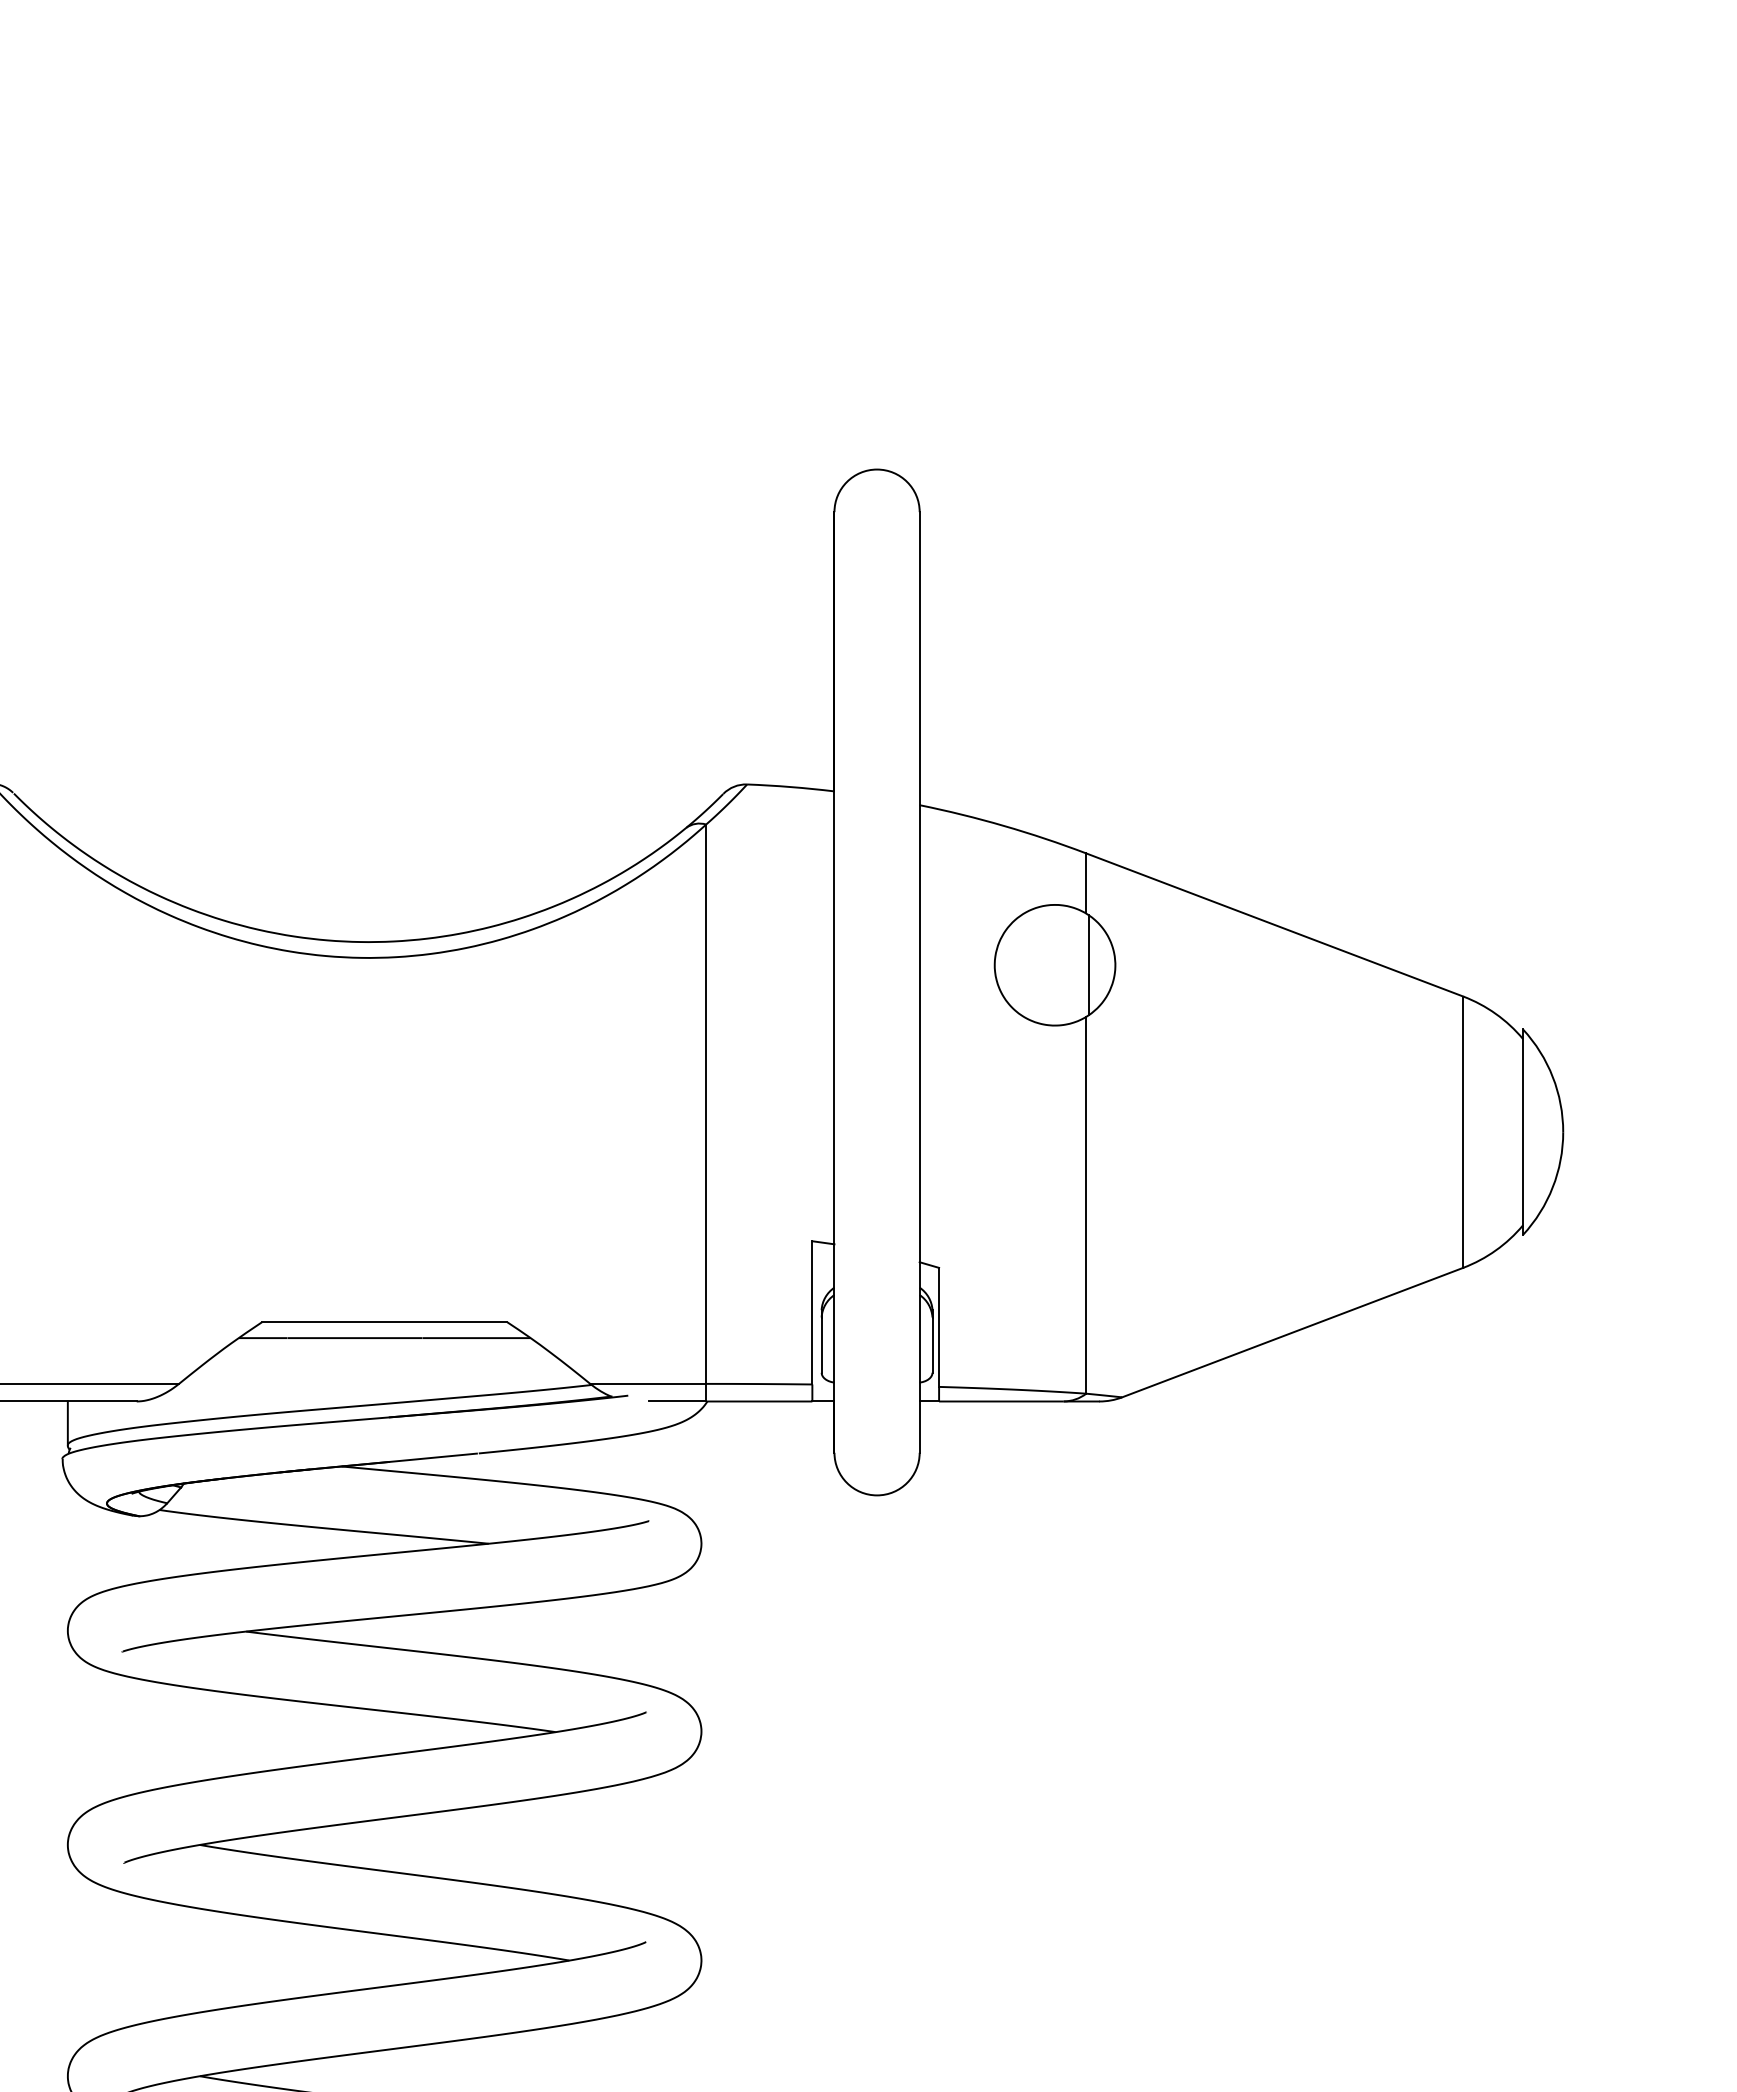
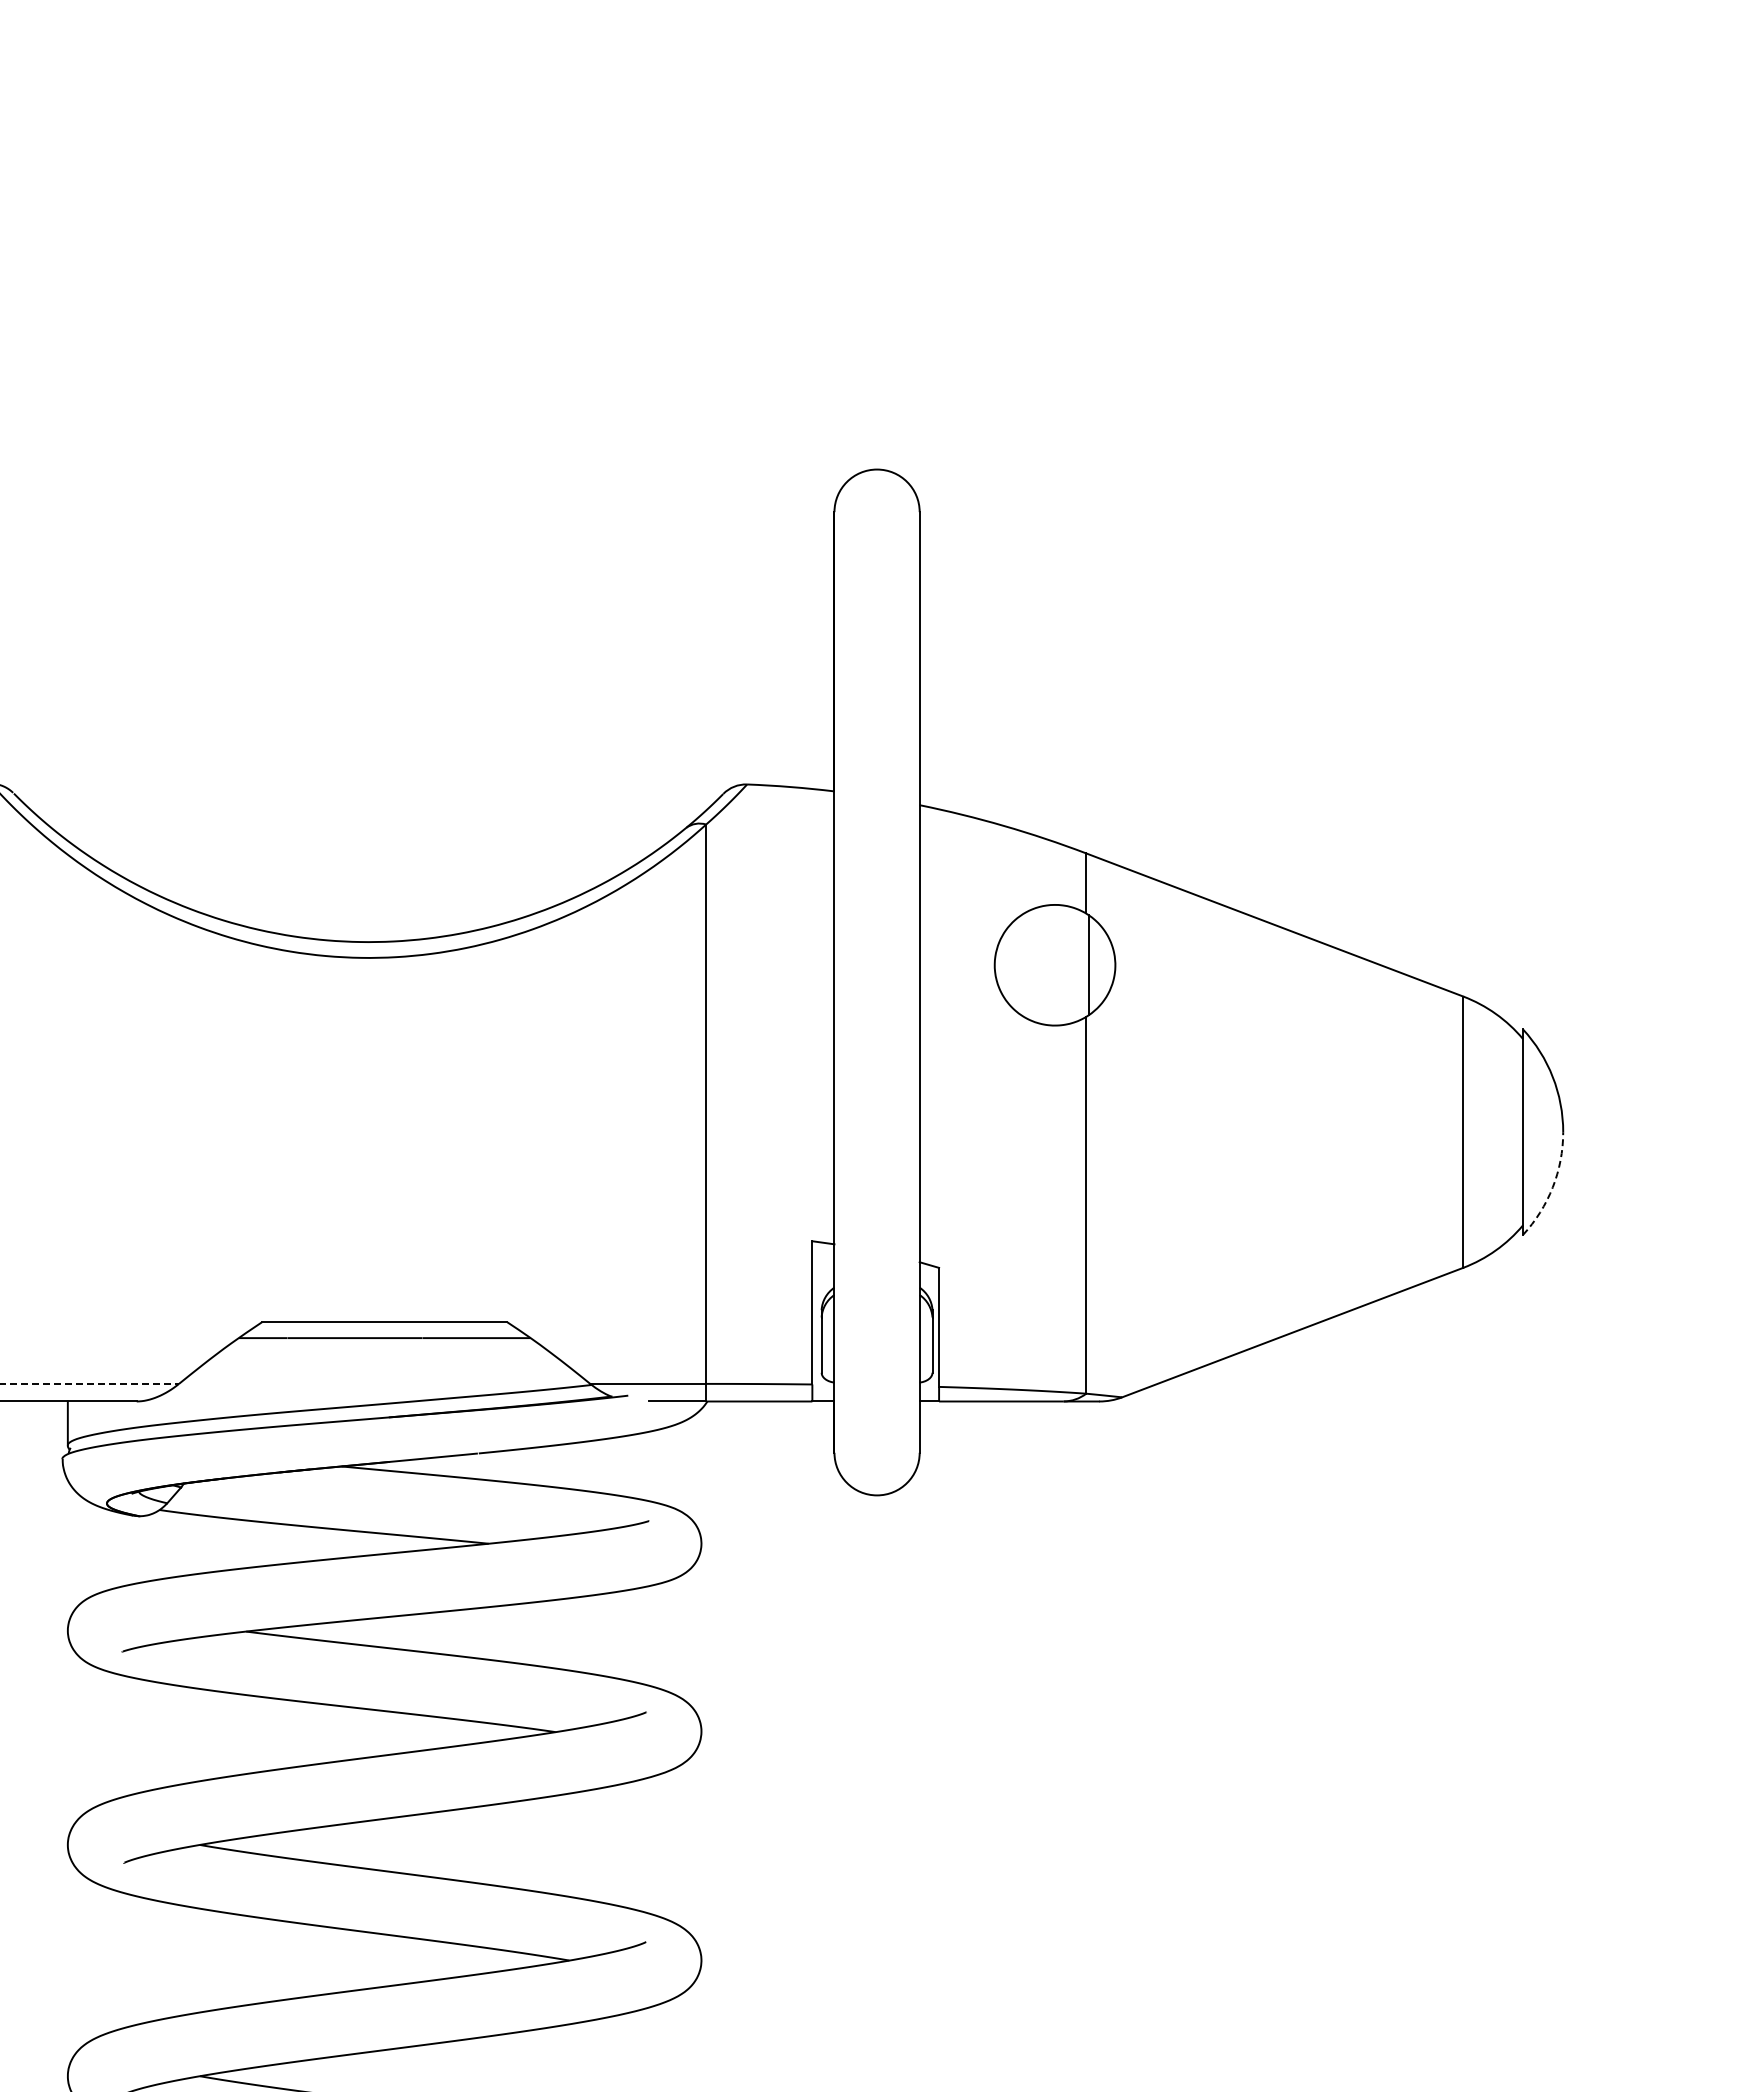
arc: solid -> dashed (1552, 1187)
line: solid -> dashed (90, 1383)
